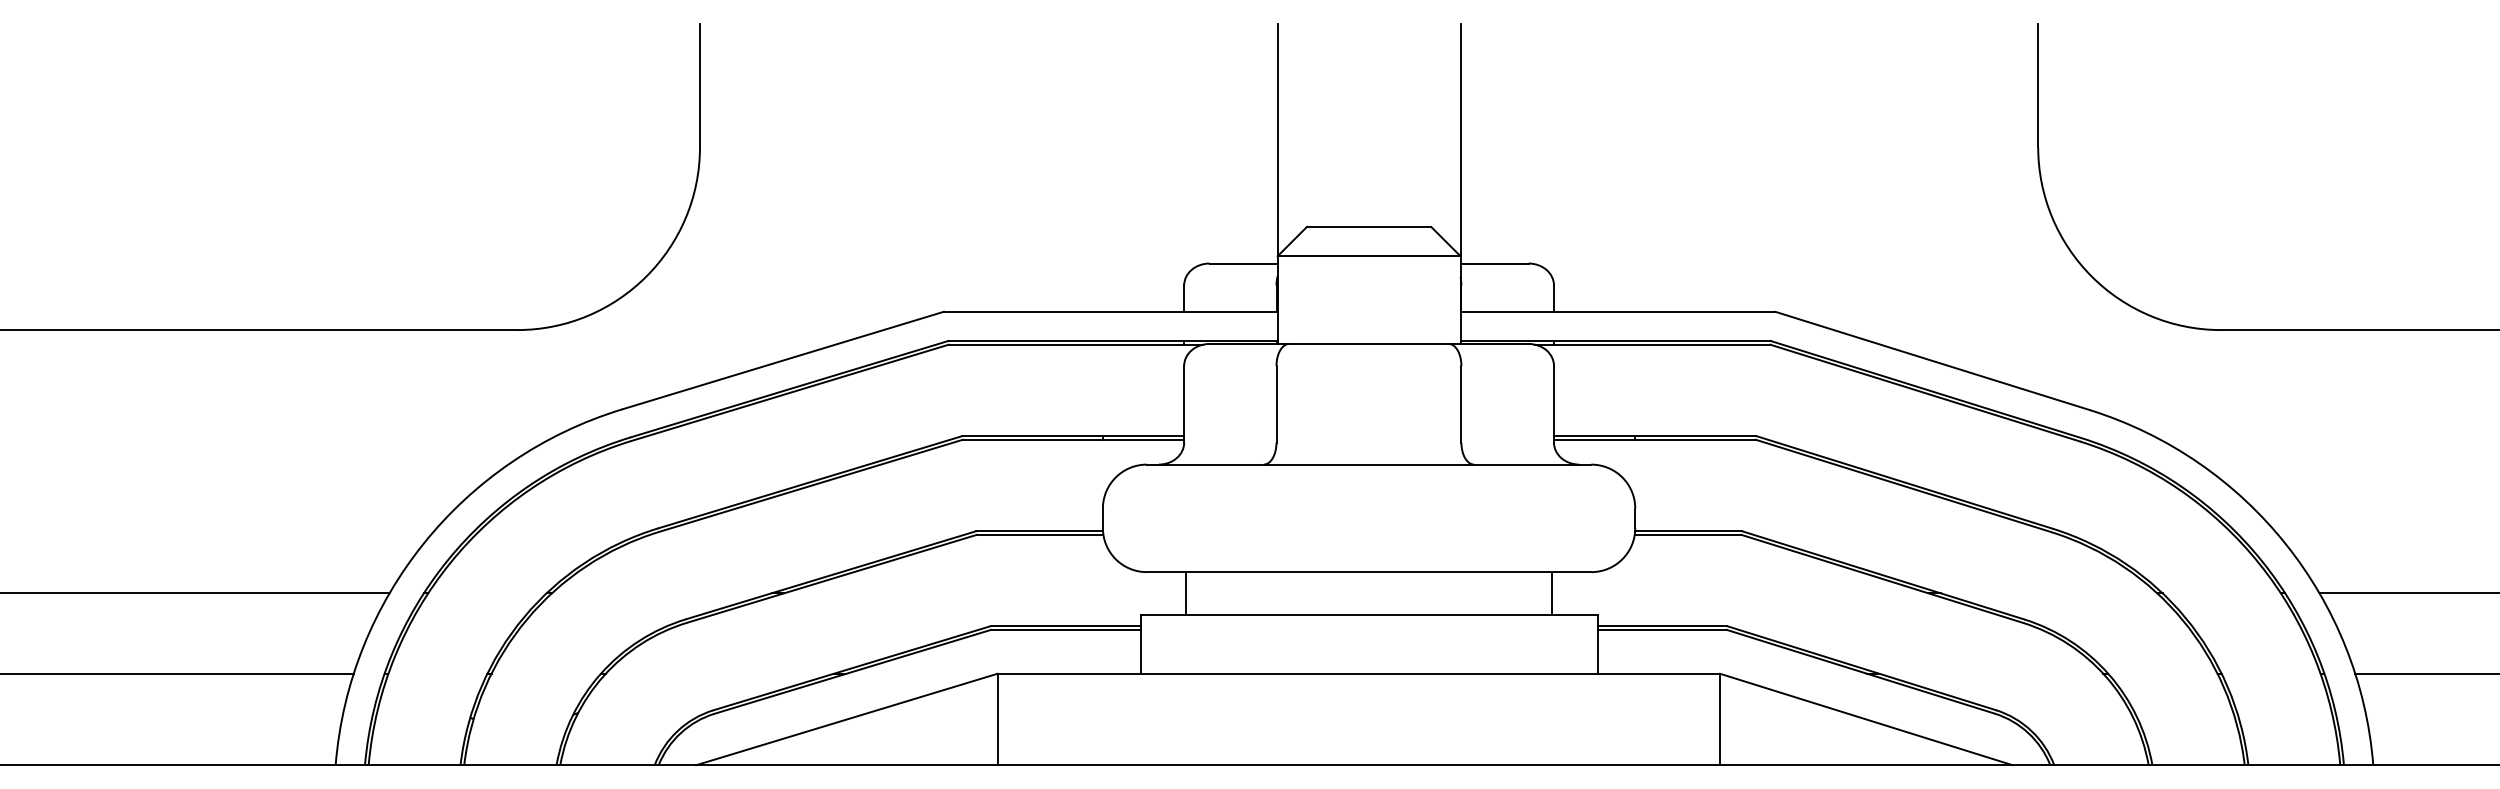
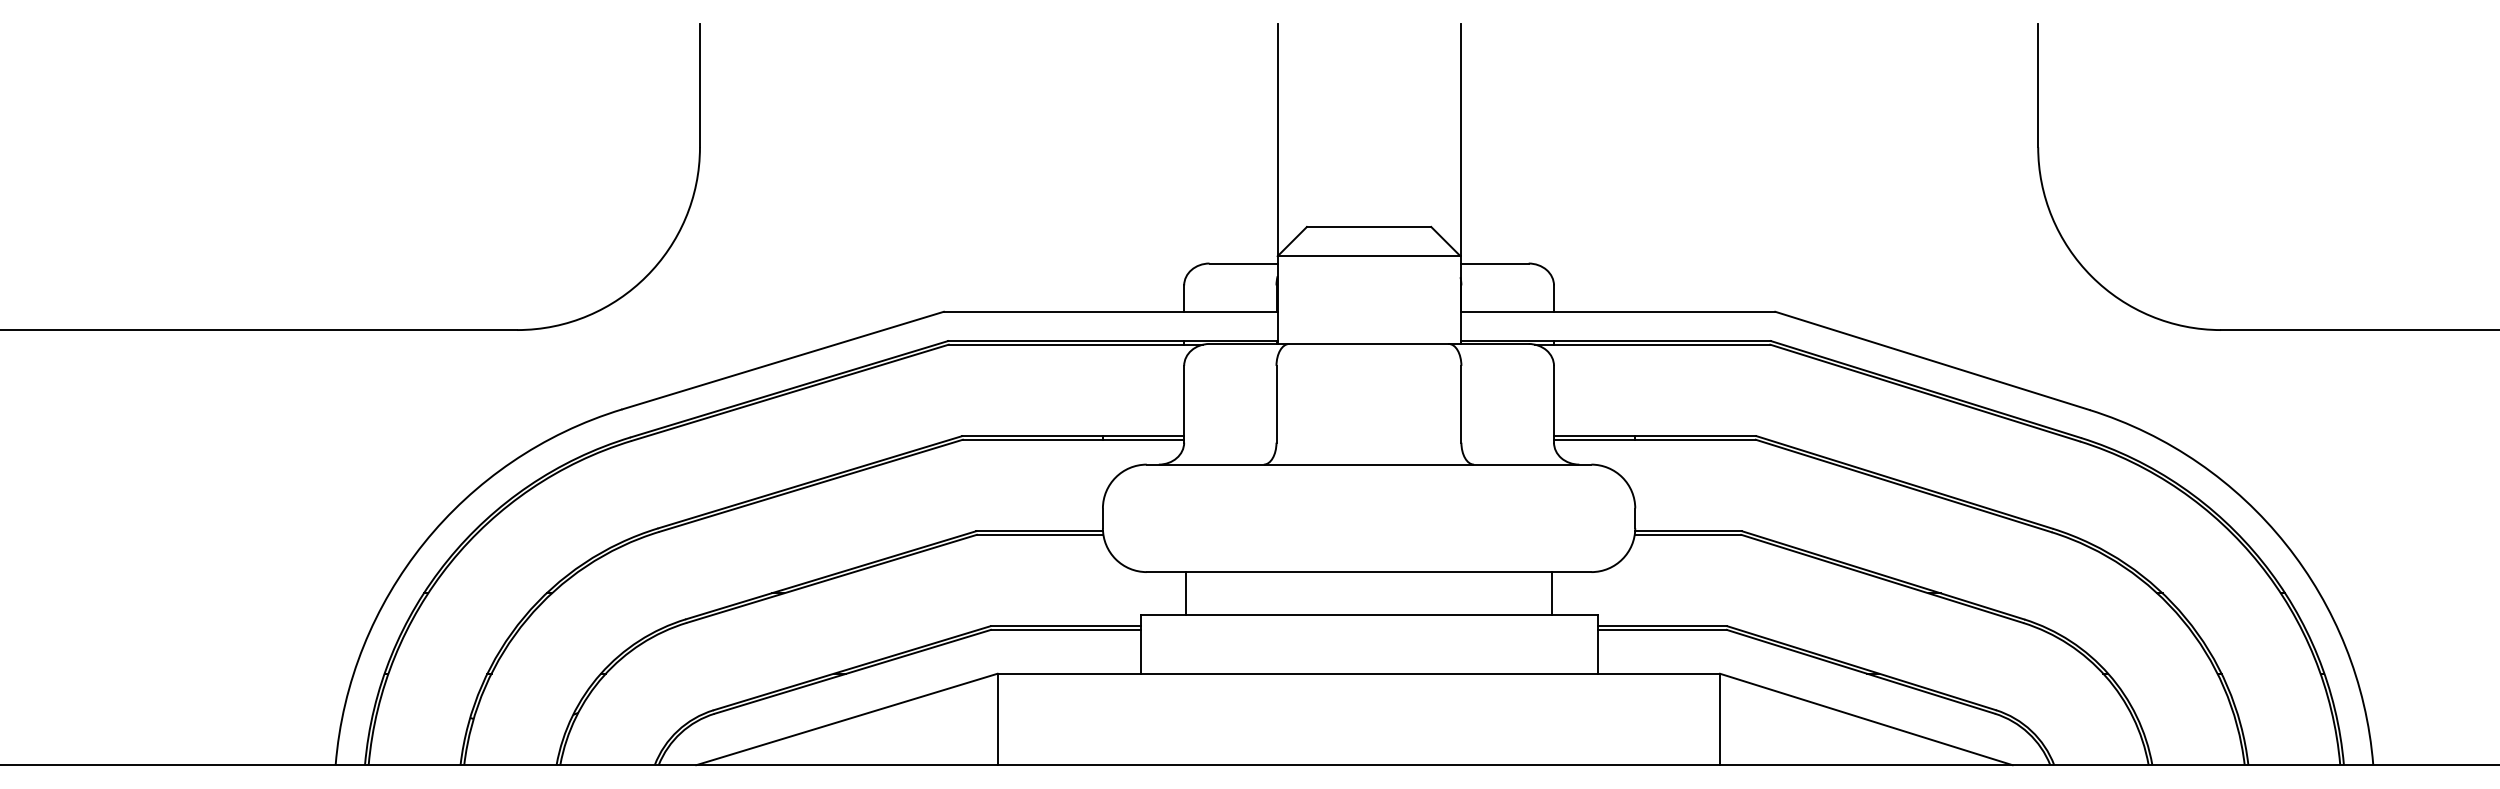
line: present -> none (195, 593)
line: present -> none (2407, 593)
line: present -> none (177, 673)
line: present -> none (2425, 673)
